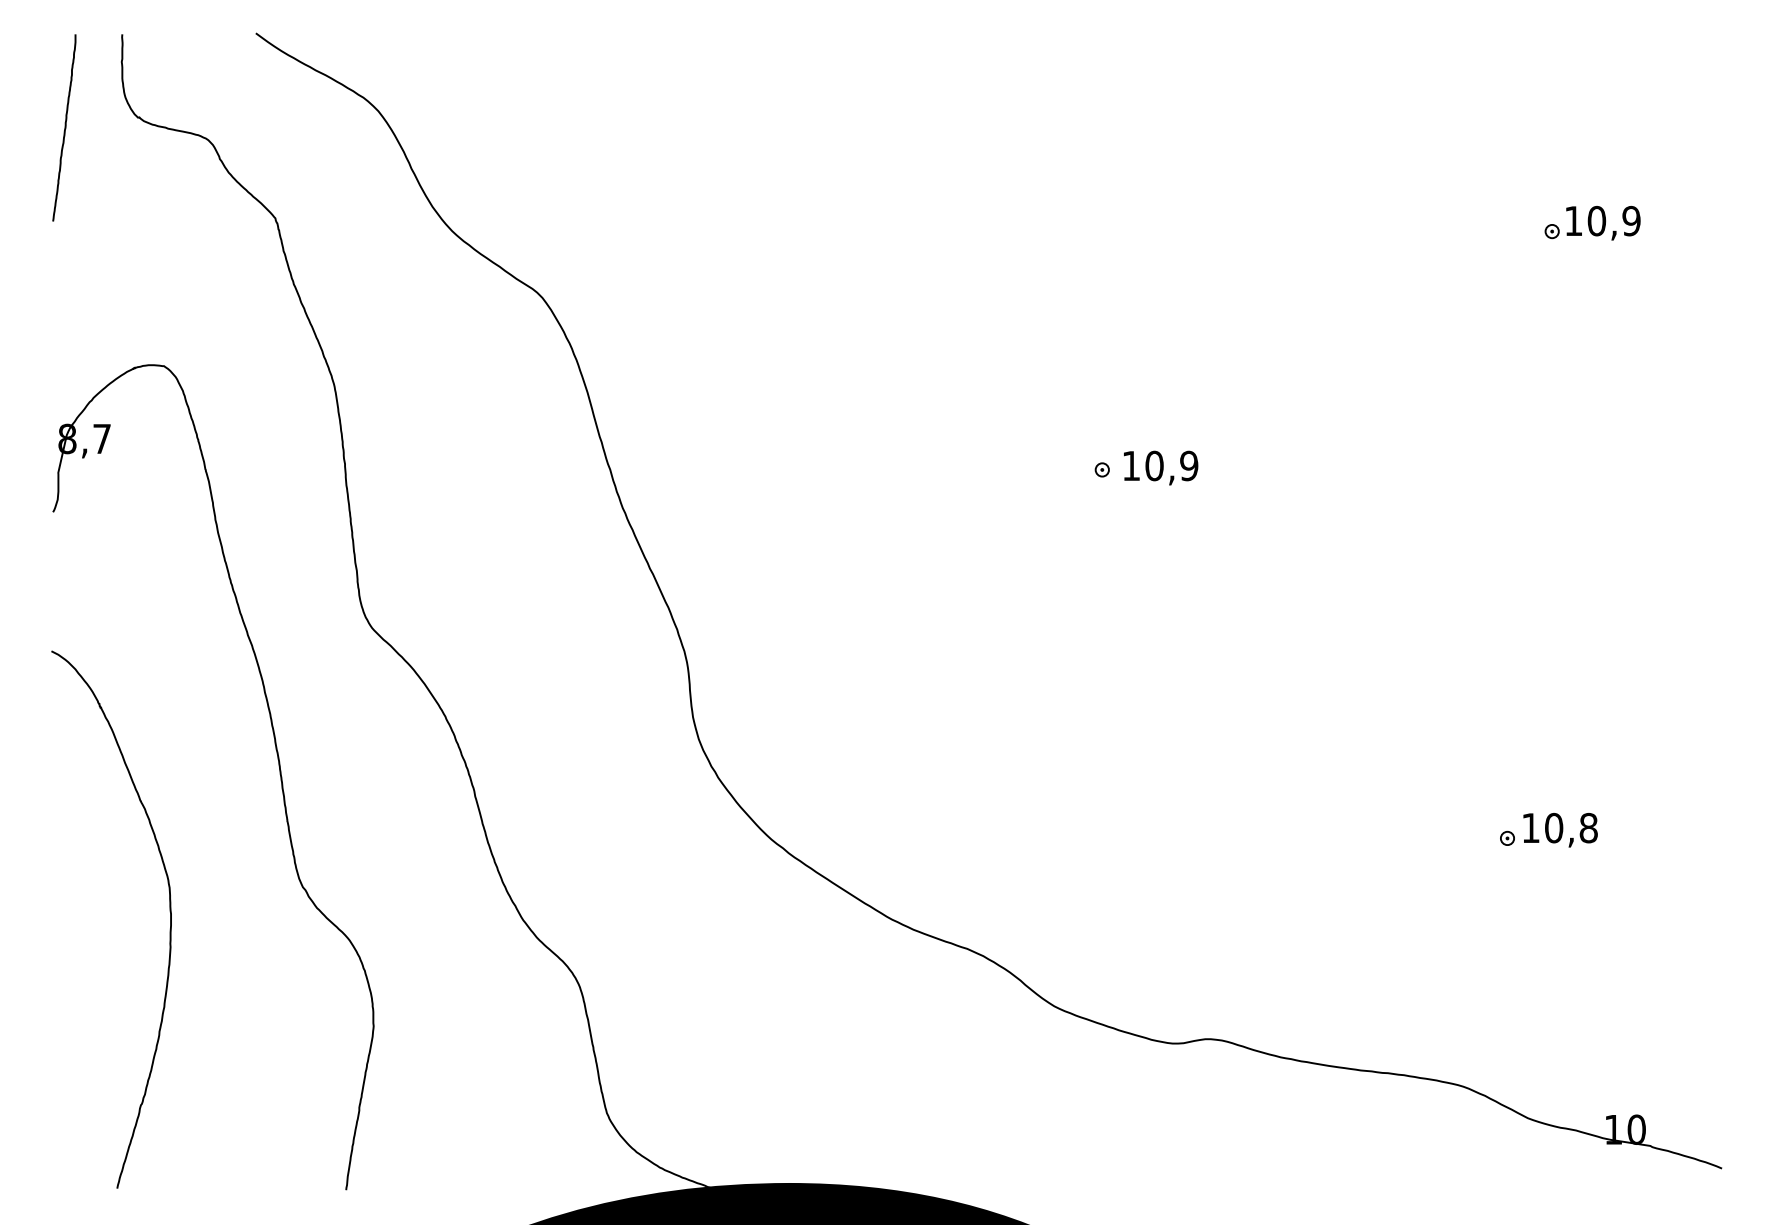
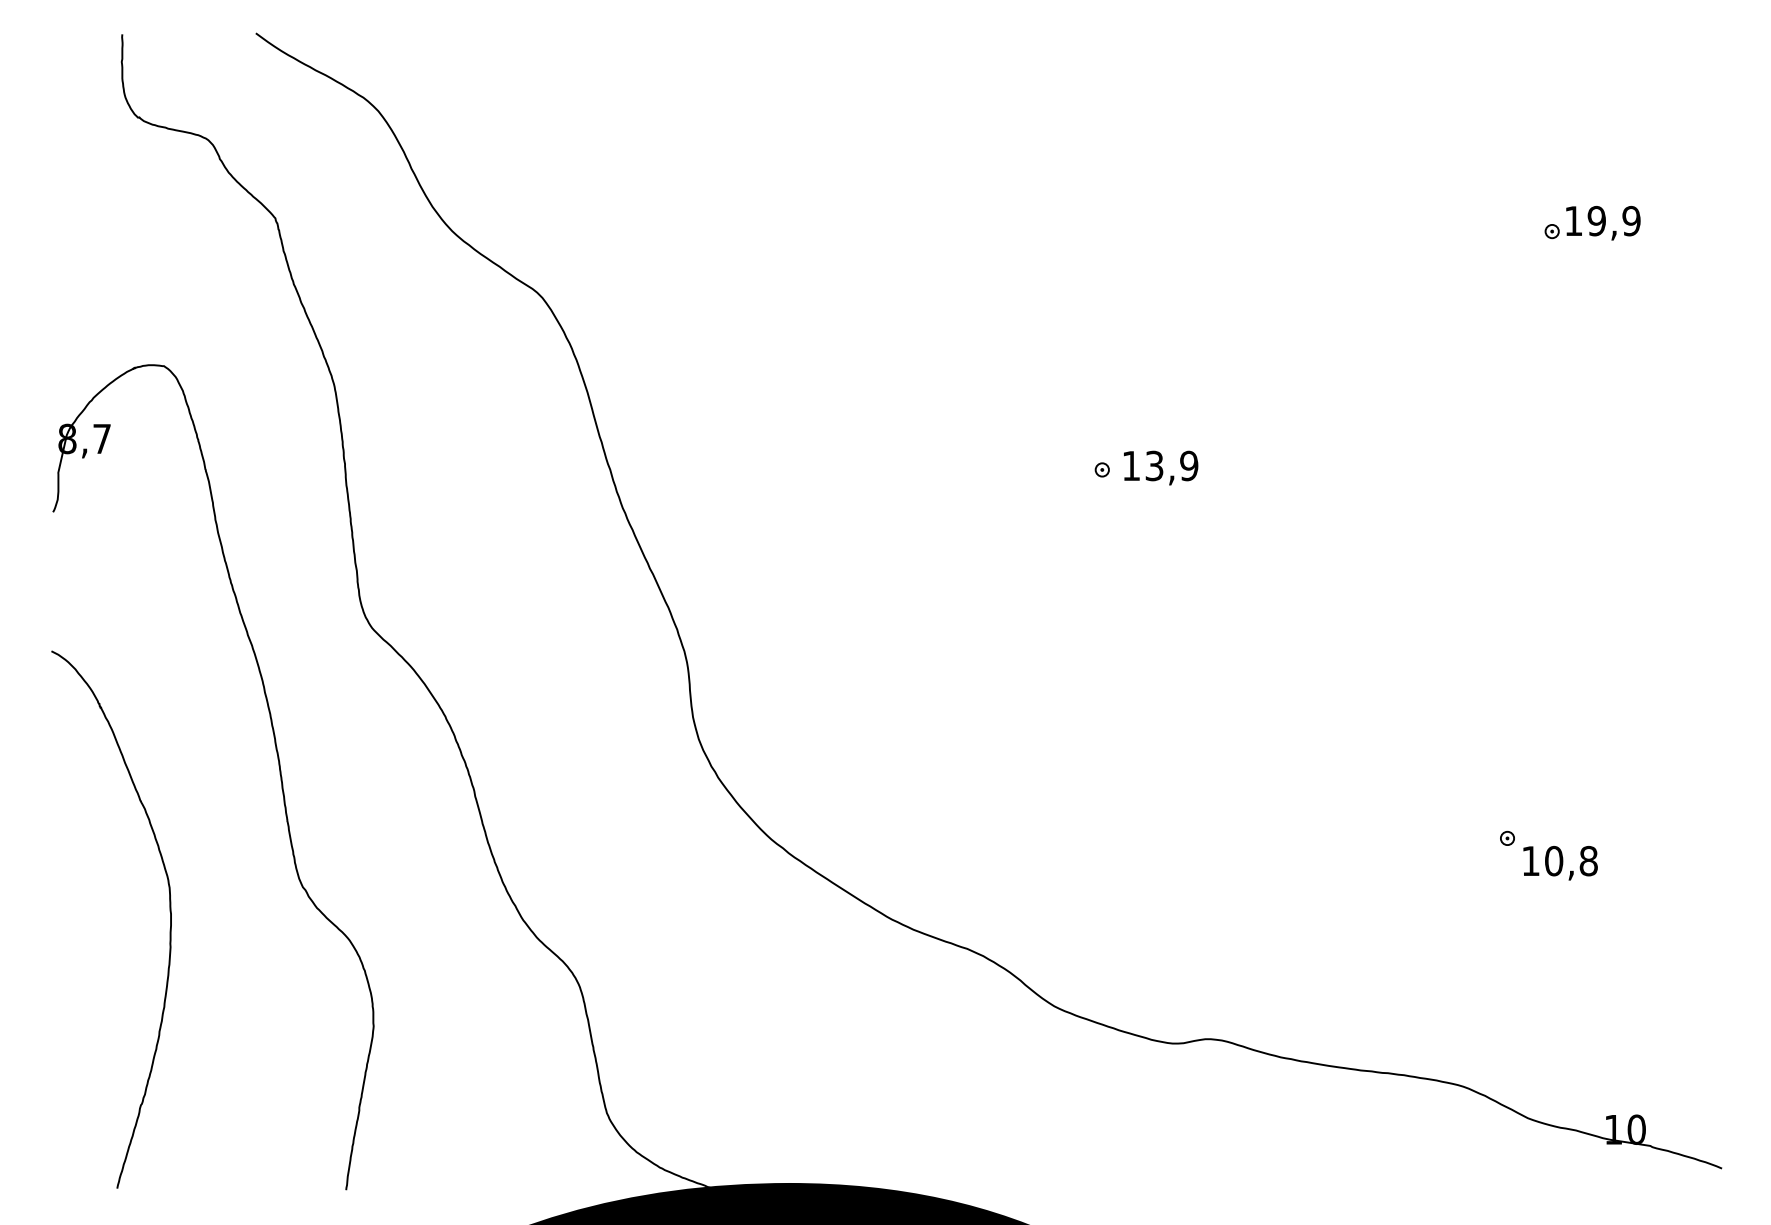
curve: present -> none (64, 127)
text: 10,9 -> 19,9 (1596, 221)
text: 10,9 -> 13,9 (1154, 465)
text position: (1560, 830) -> (1560, 863) (1560, 863)
